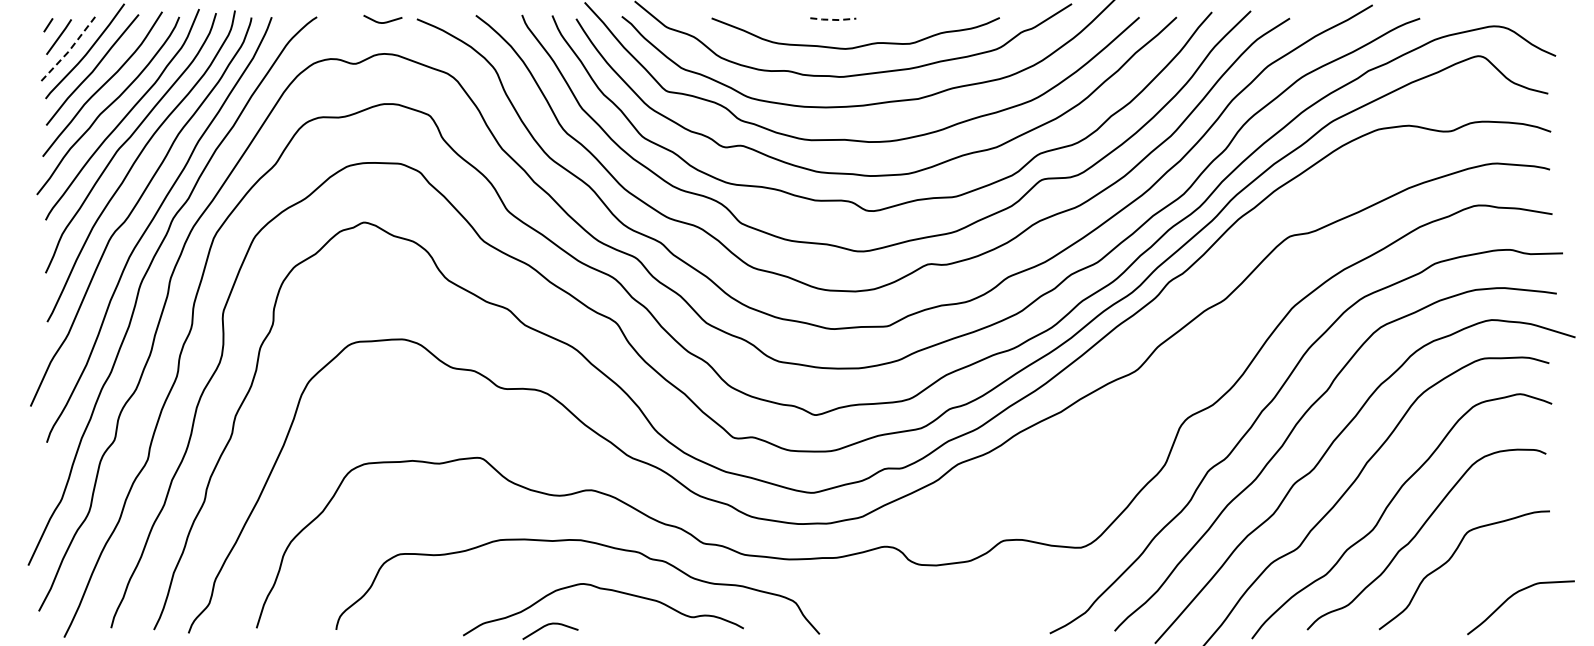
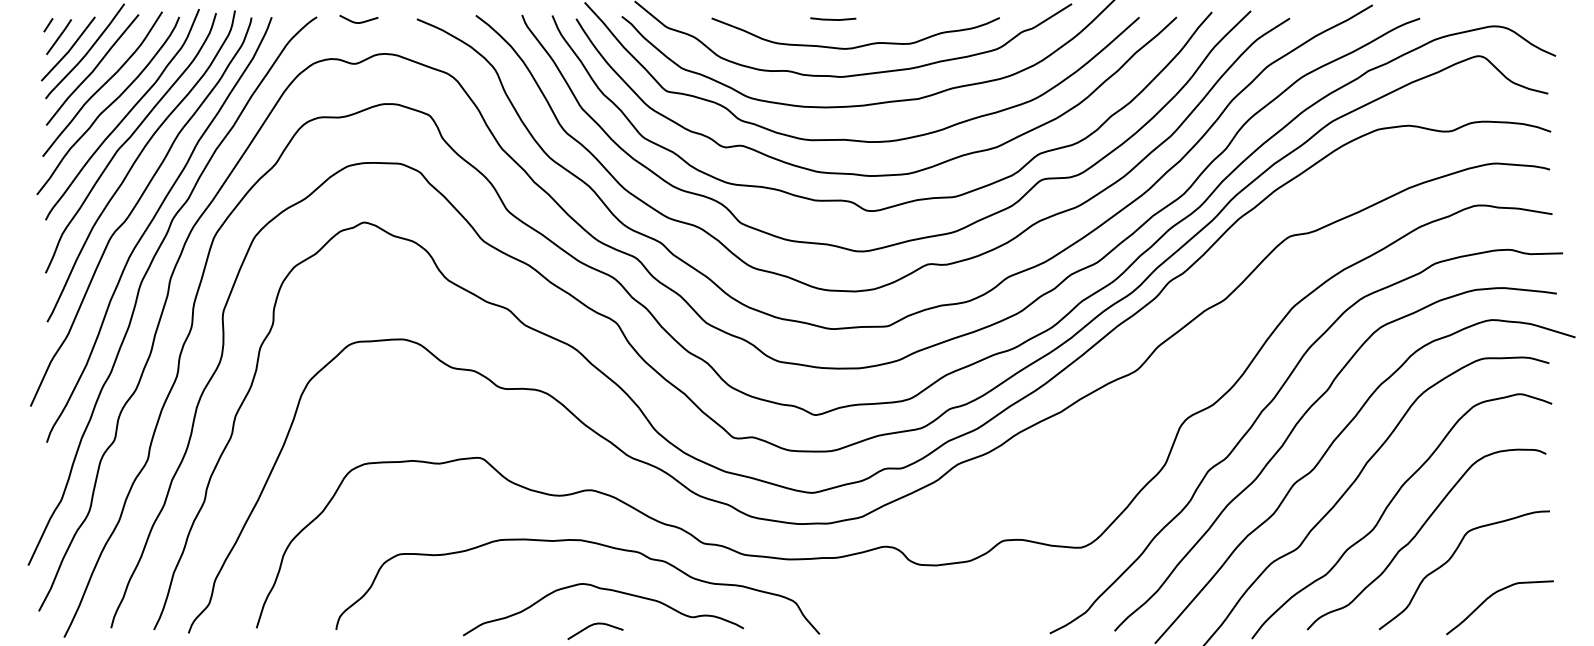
line: dashed -> solid (833, 19)
curve position: (384, 21) -> (360, 21) (360, 21)
line: dashed -> solid (69, 50)
curve position: (1514, 595) -> (1493, 595) (1493, 595)
curve position: (549, 625) -> (594, 625) (594, 625)
